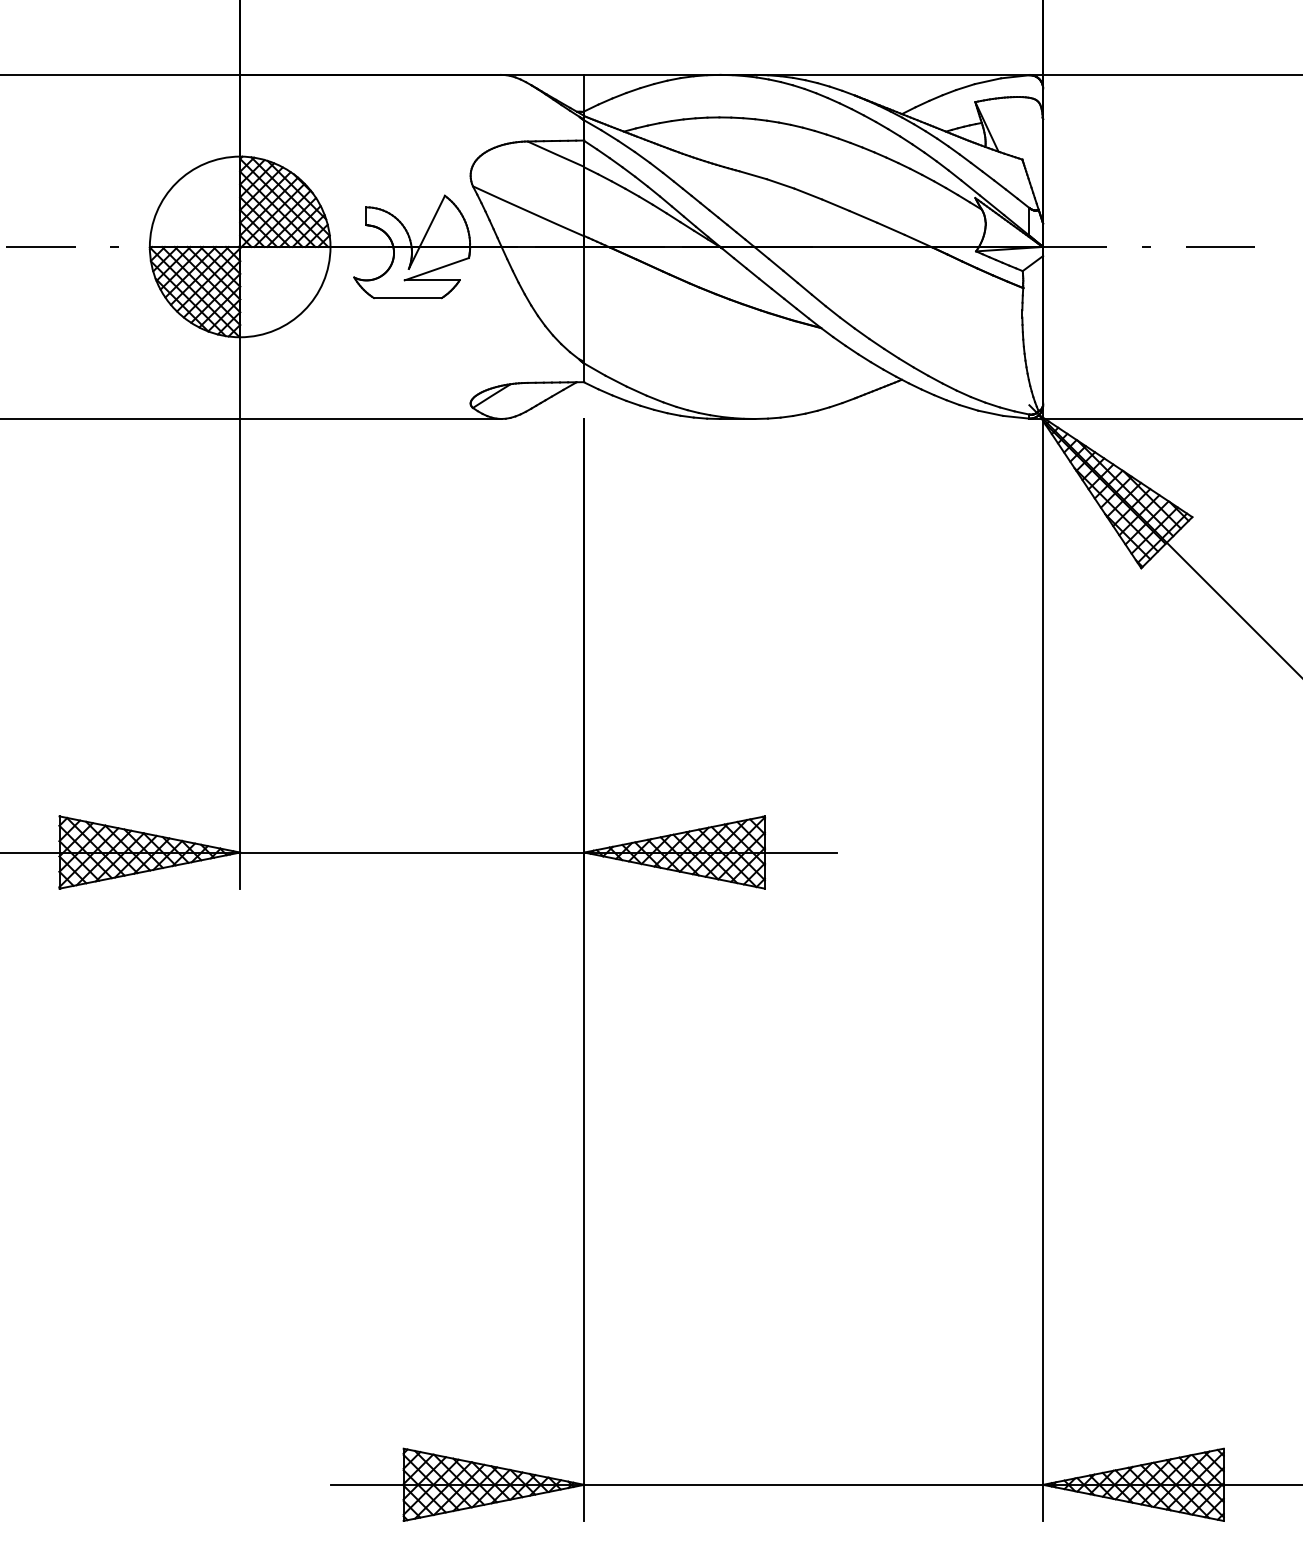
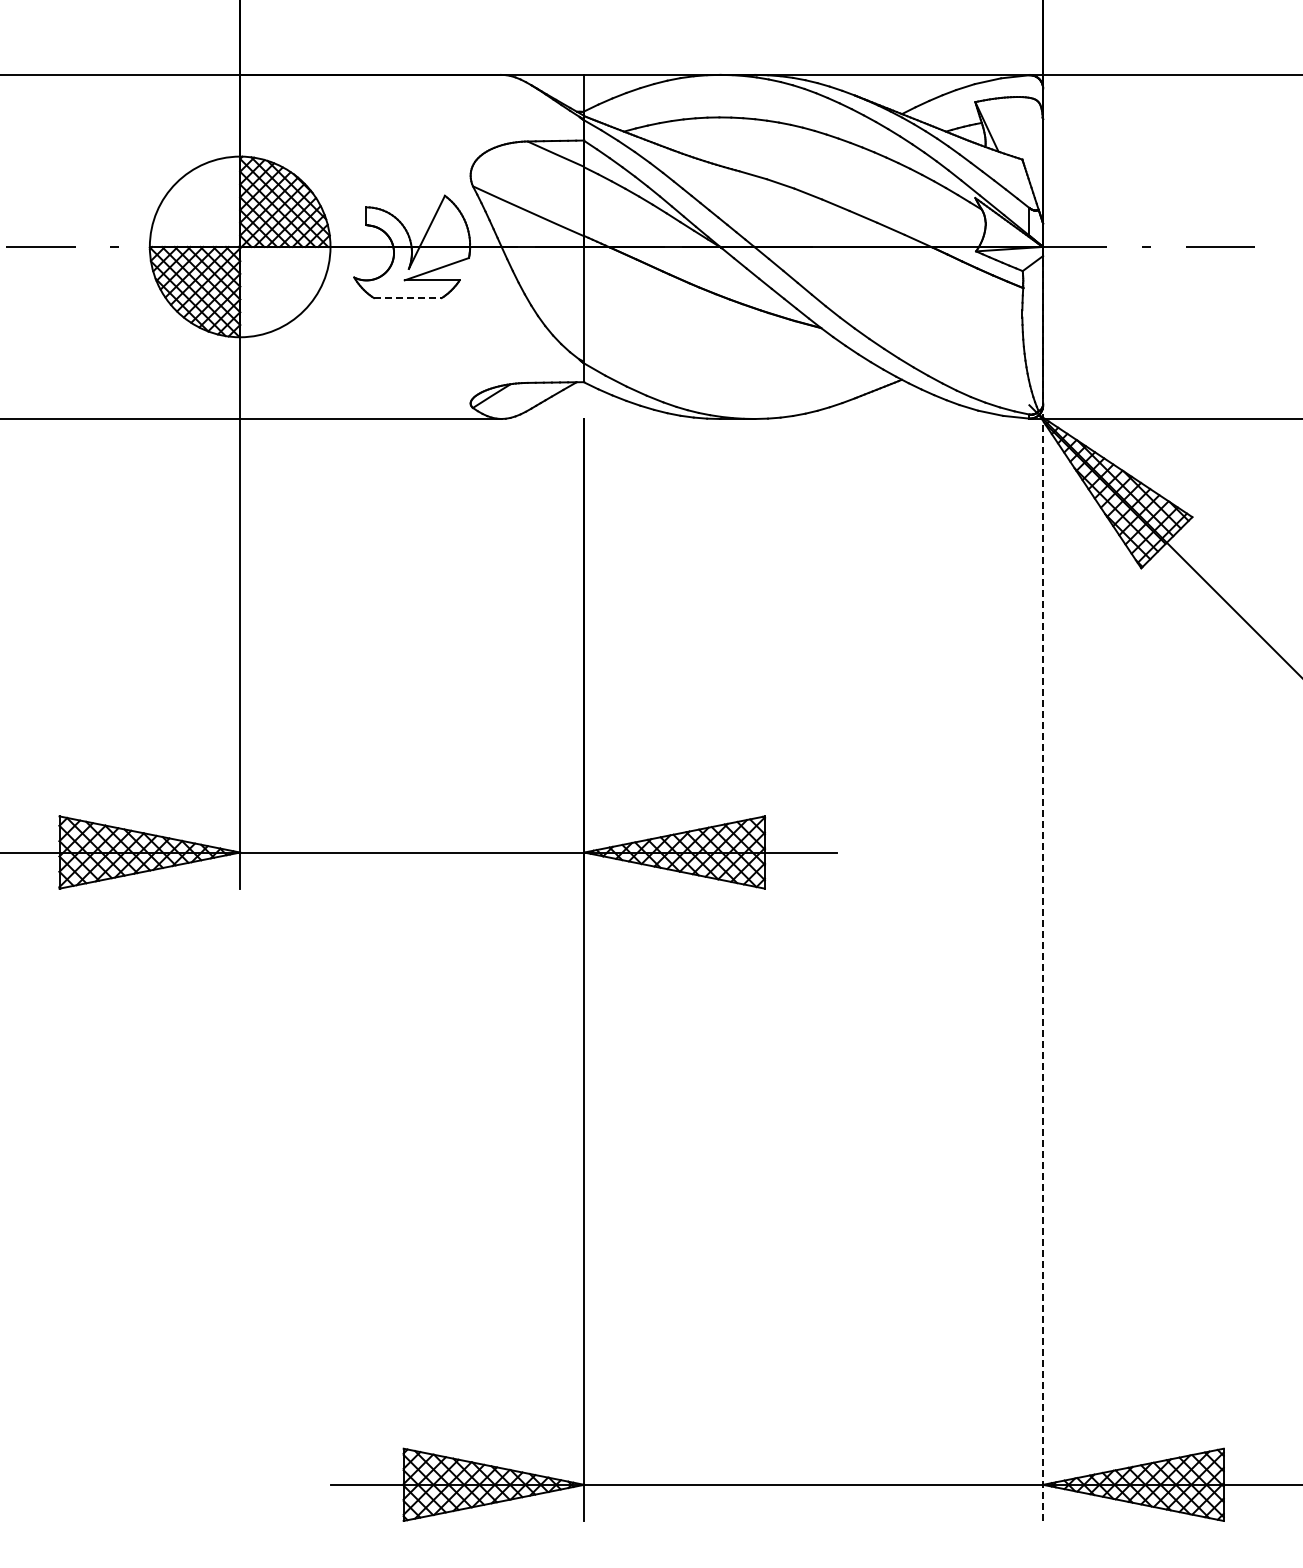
line: solid -> dashed (407, 298)
line: solid -> dashed (1043, 883)
